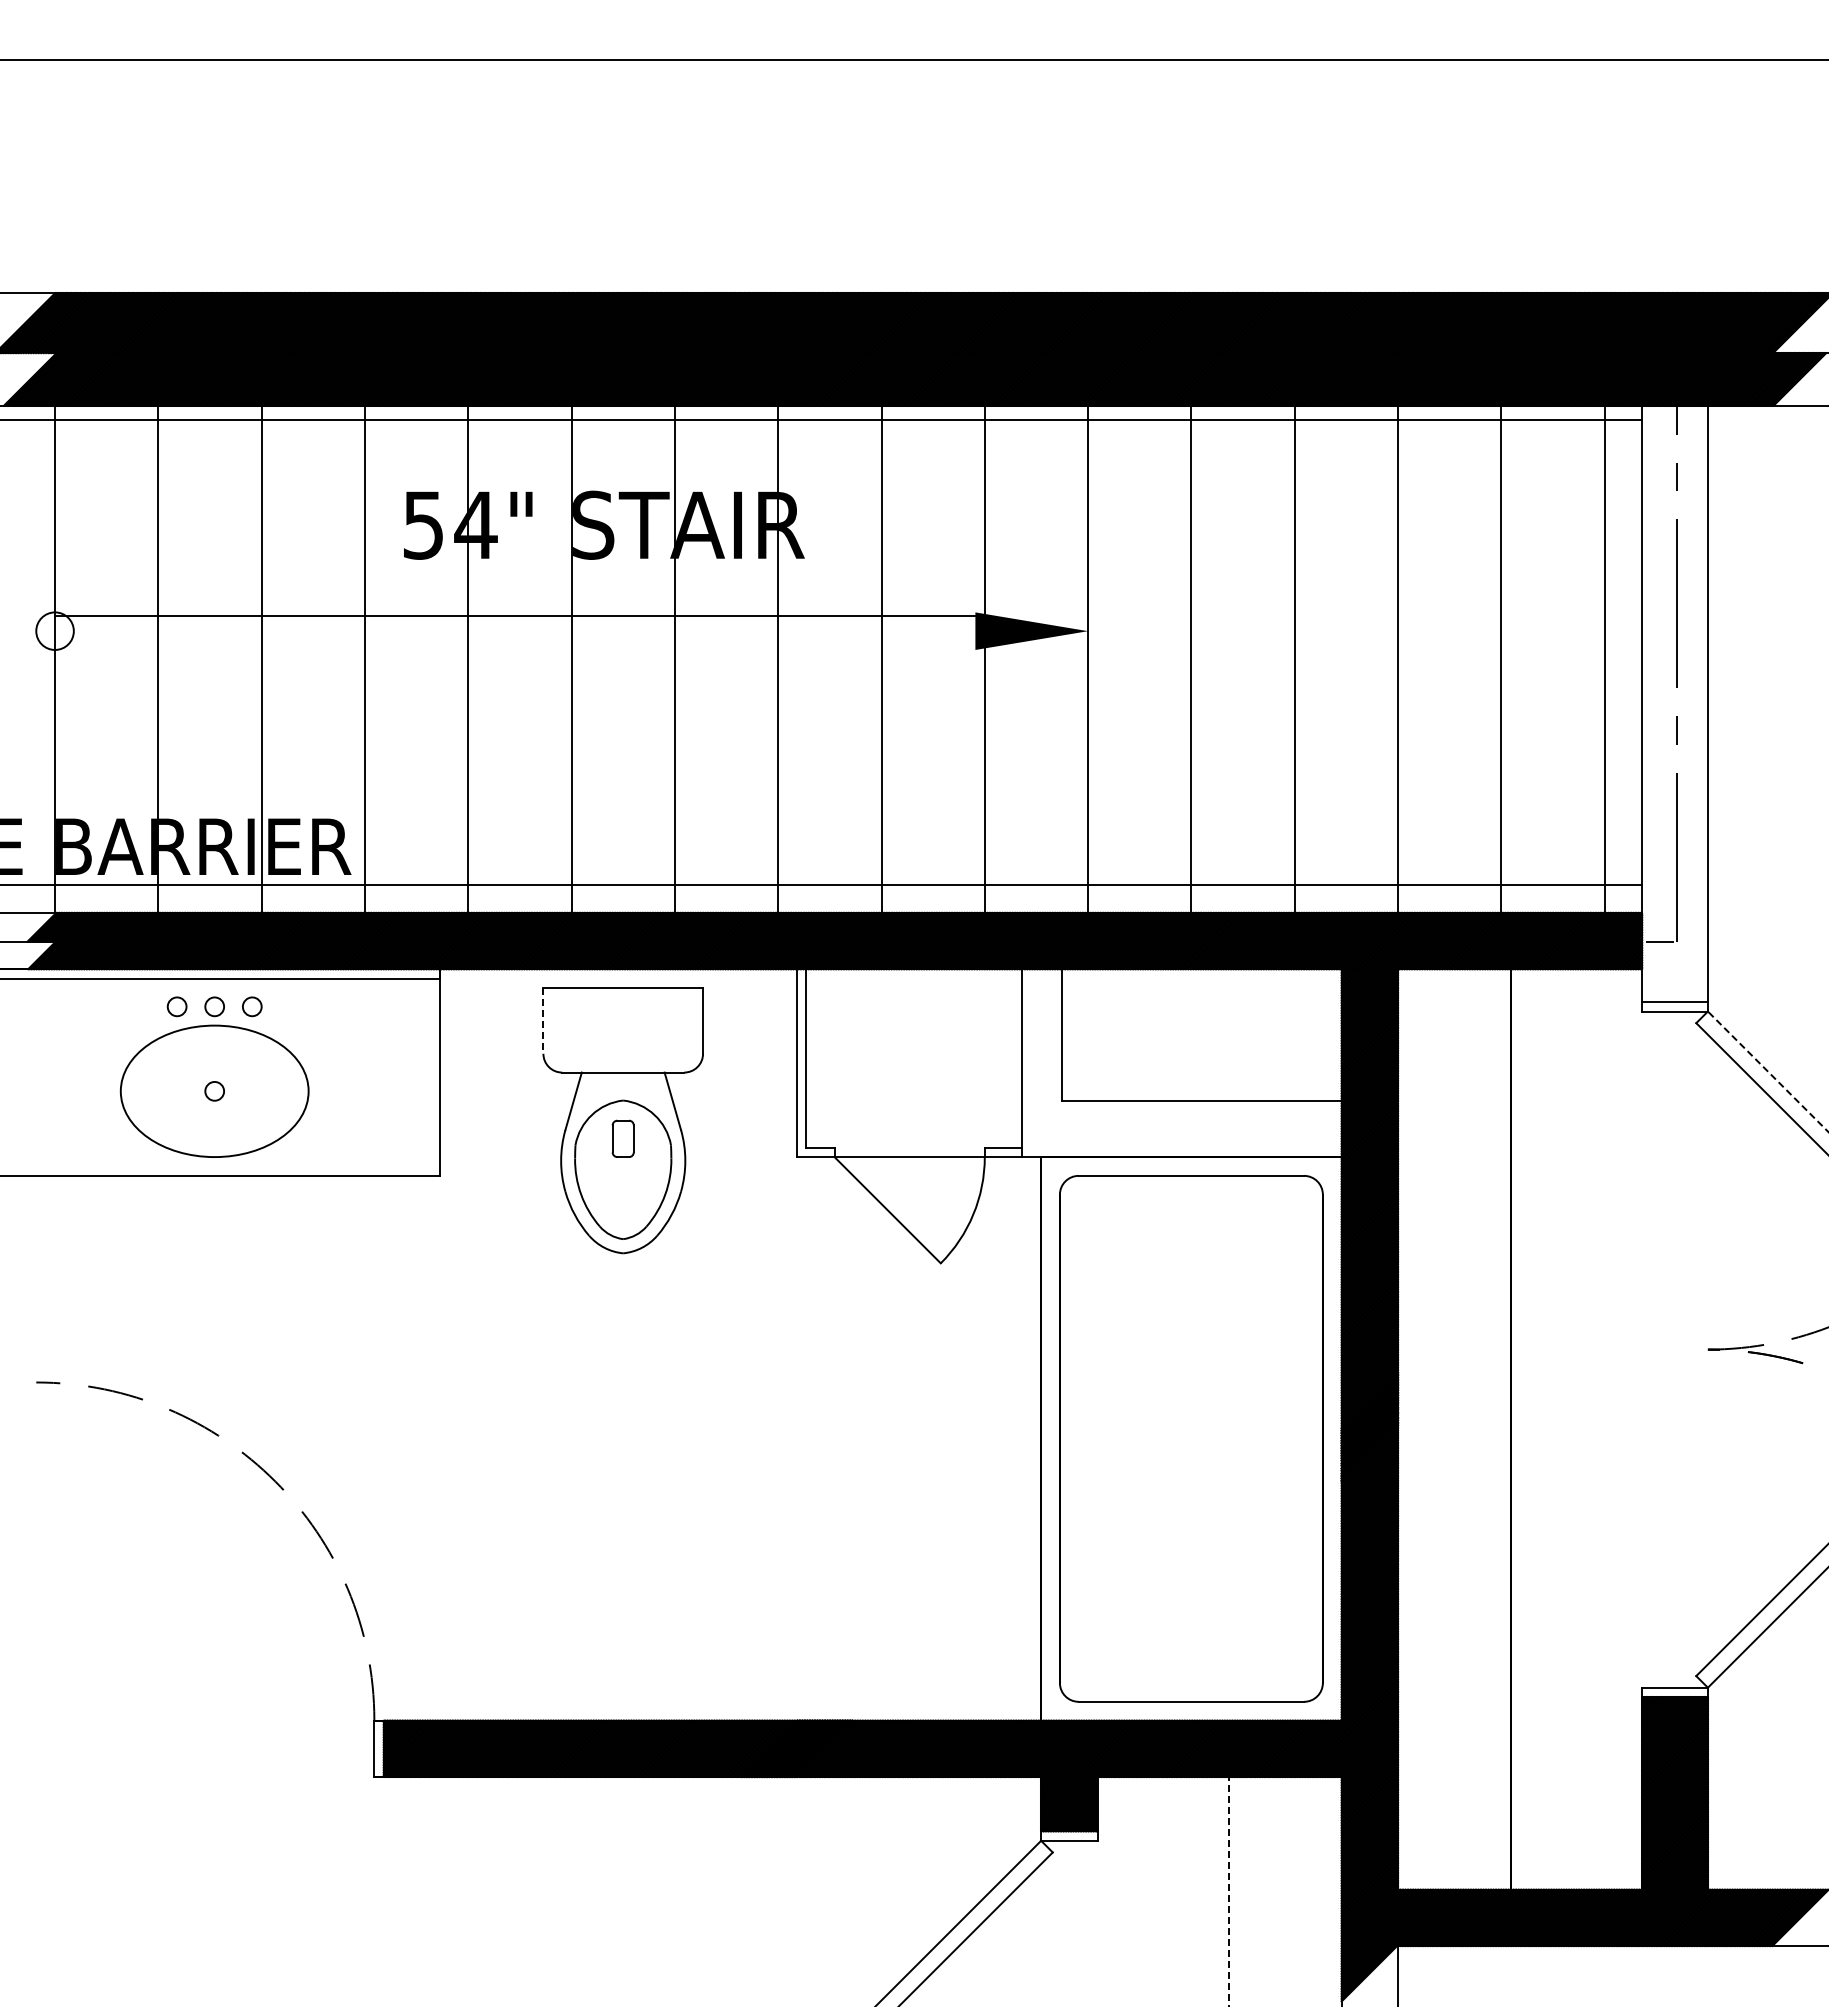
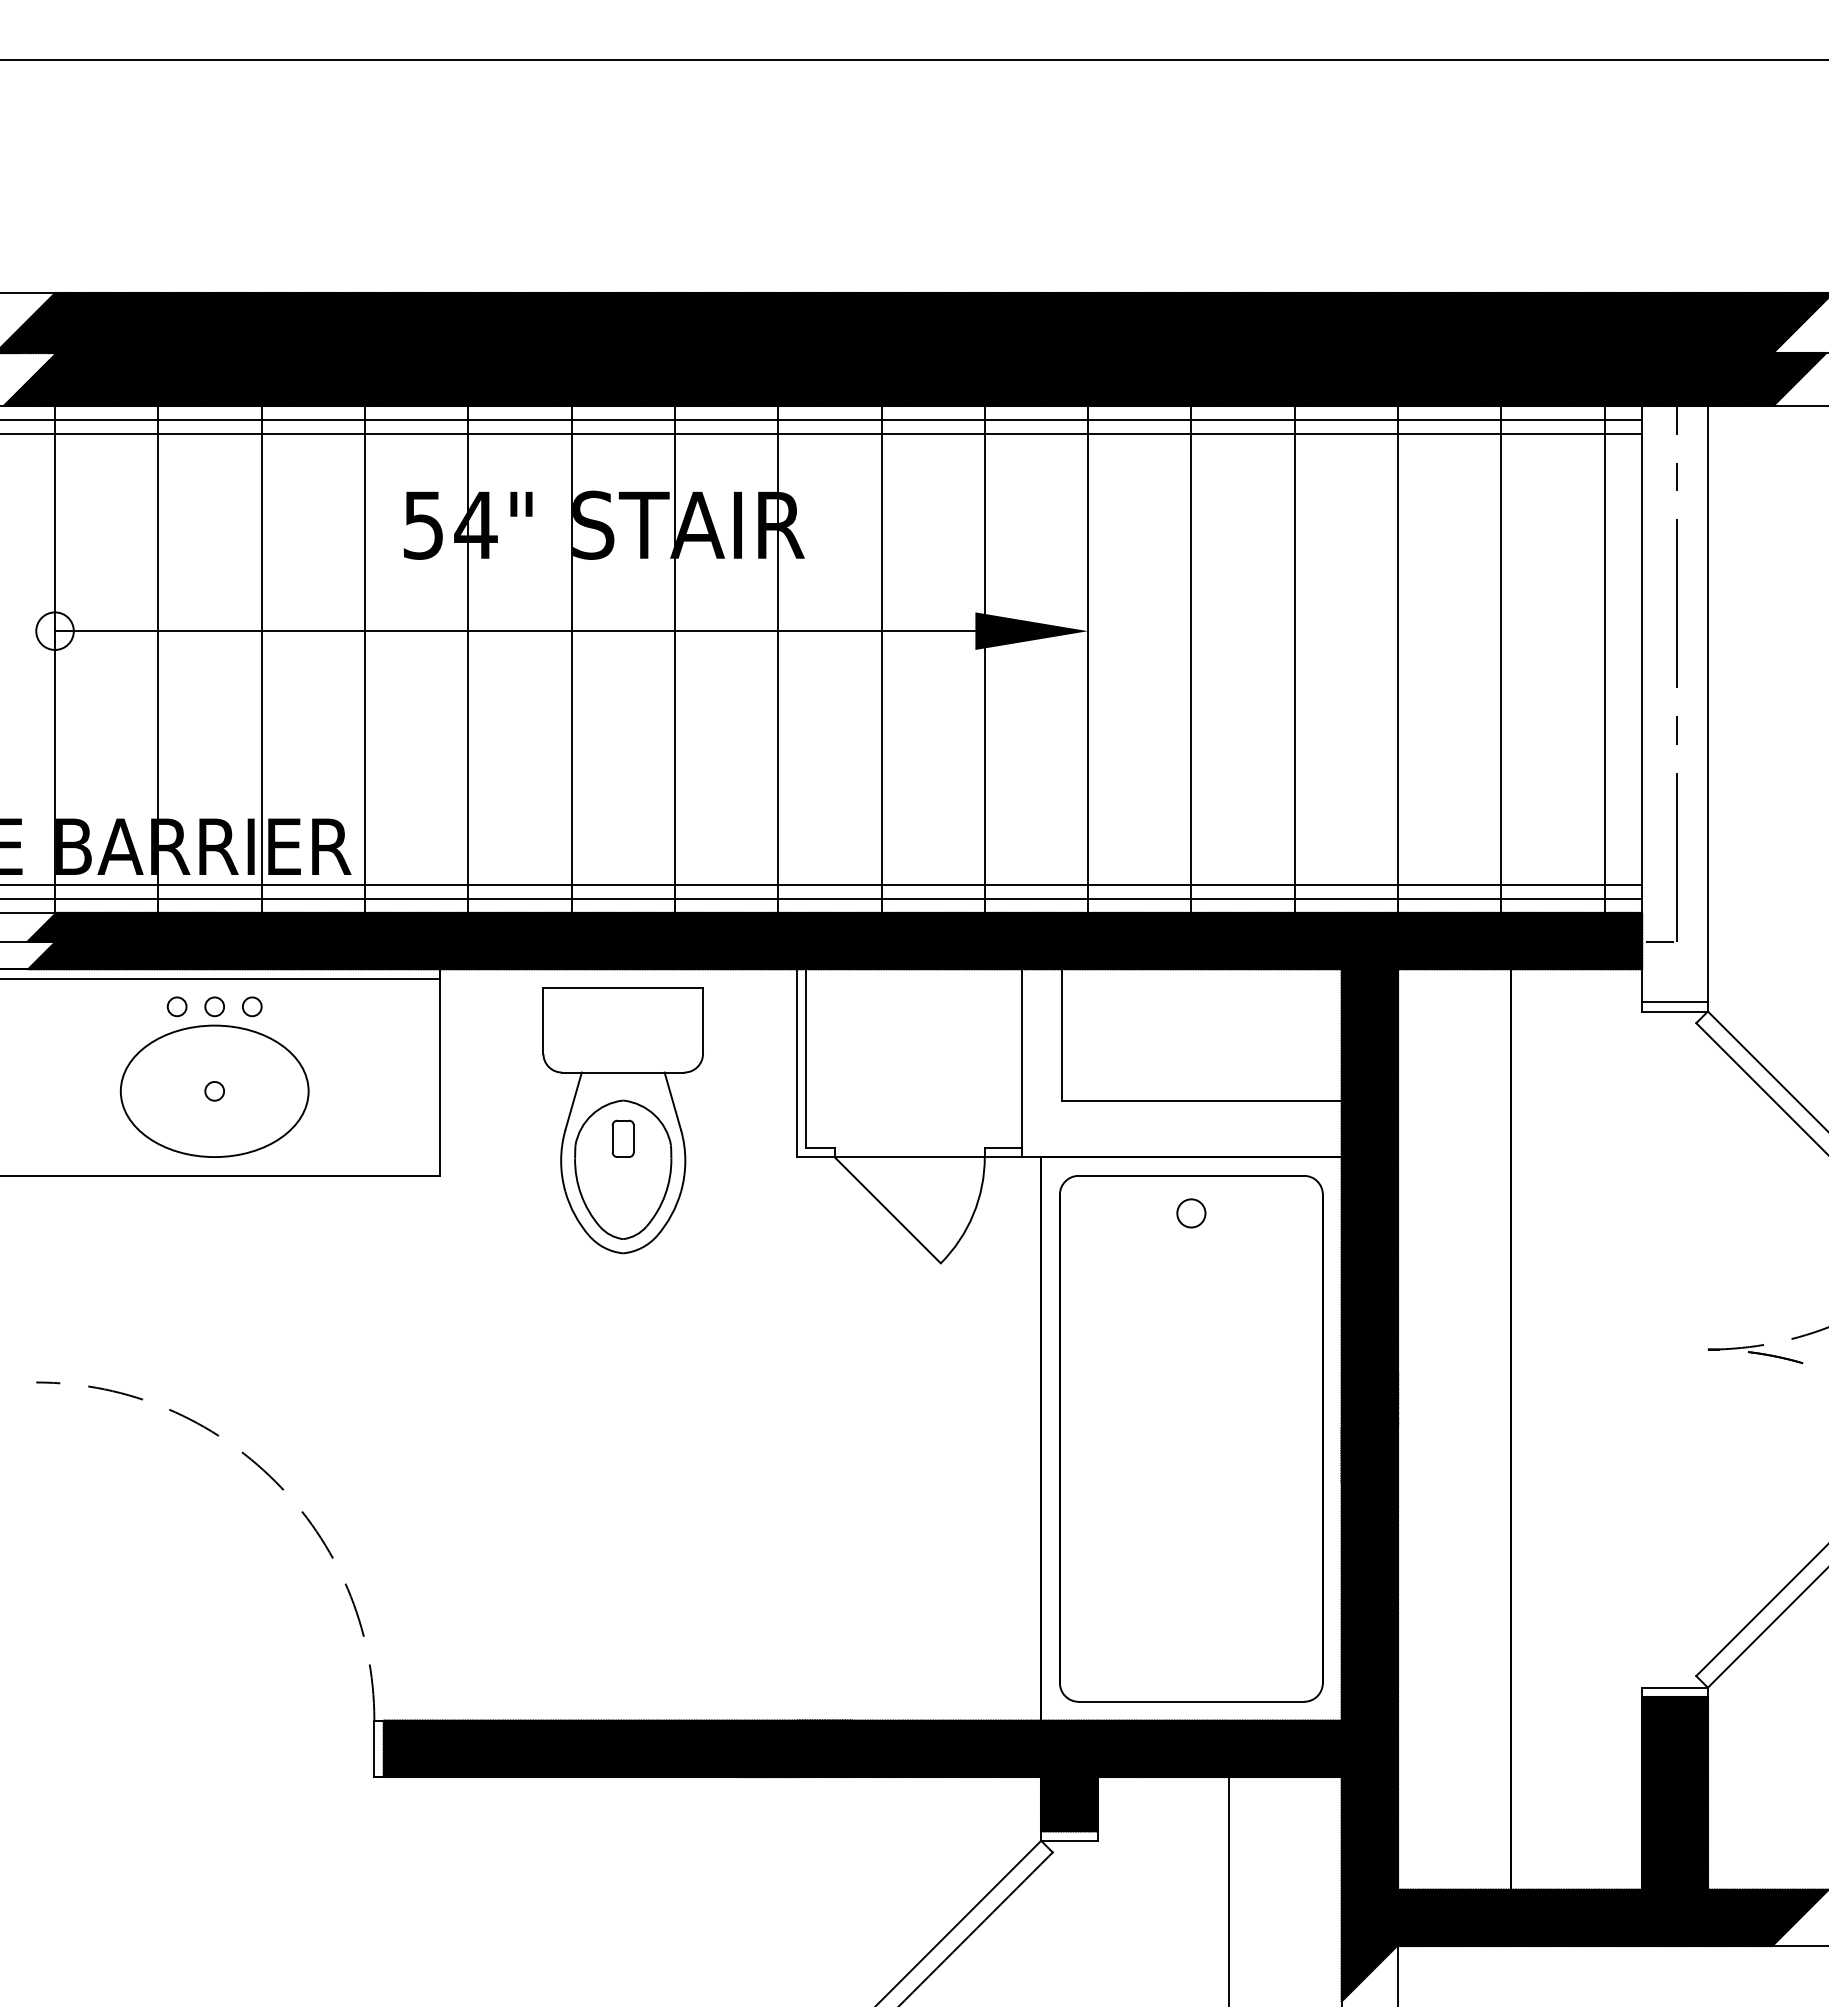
line: none -> present (822, 433)
line position: (515, 616) -> (515, 631) (515, 631)
line: none -> present (822, 898)
line: dashed -> solid (543, 1020)
line: dashed -> solid (1767, 1071)
circle: none -> present (1191, 1213)
line: dashed -> solid (1228, 1891)
